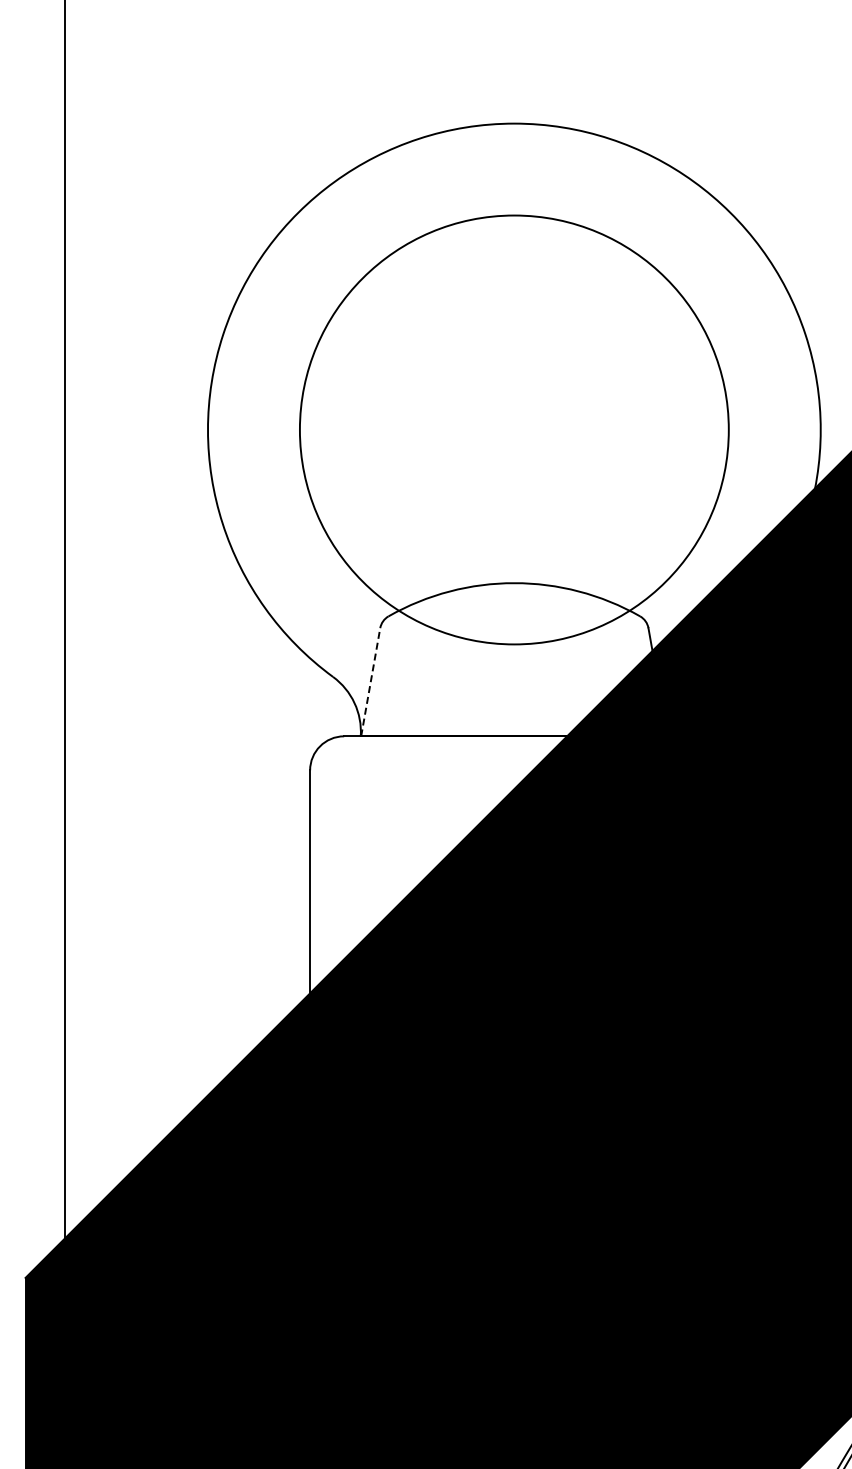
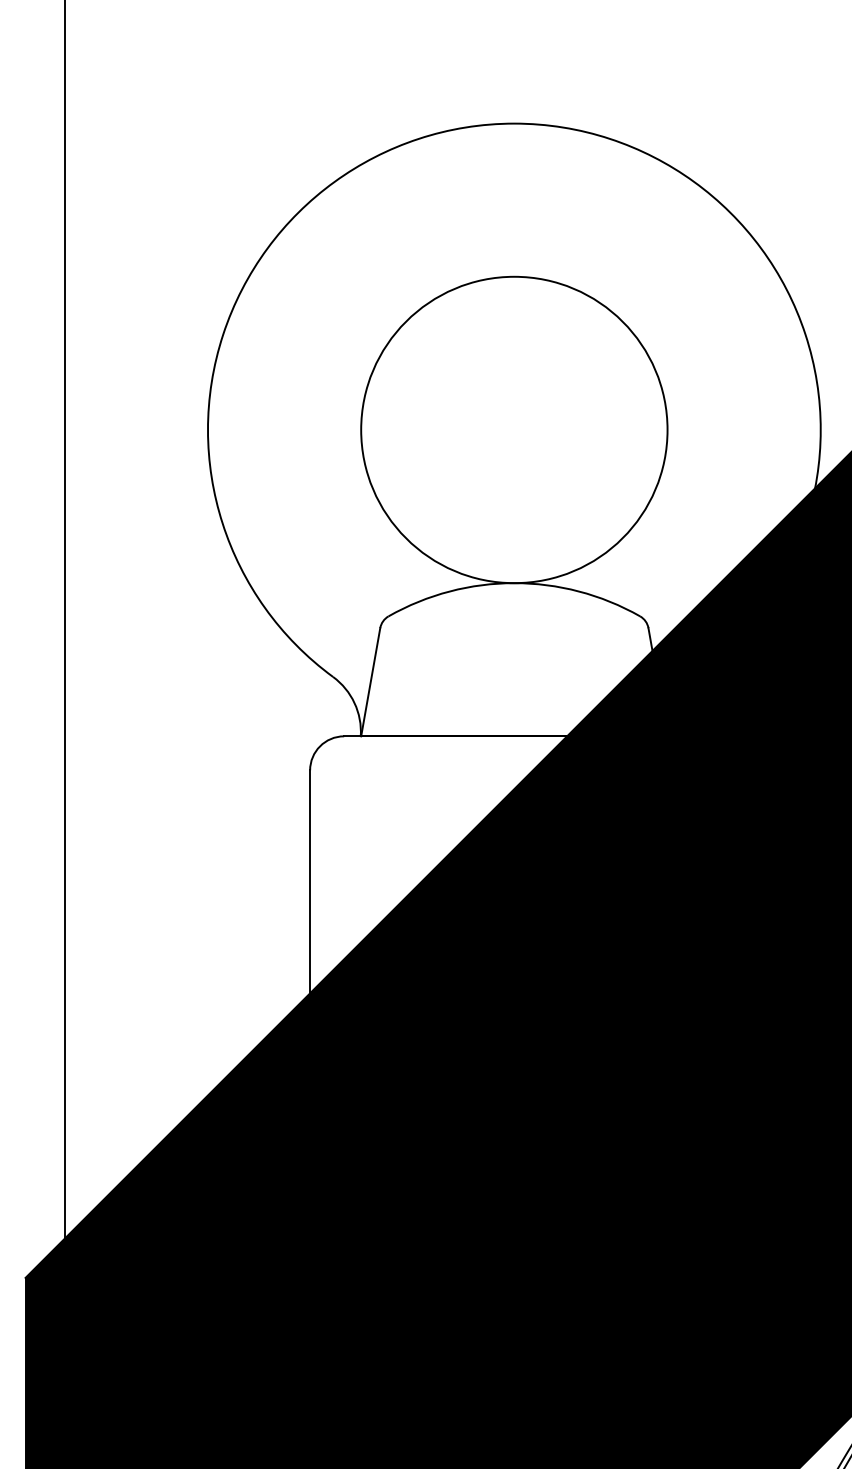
circle diameter: 429 px -> 306 px (514, 429)
line: dashed -> solid (370, 682)
